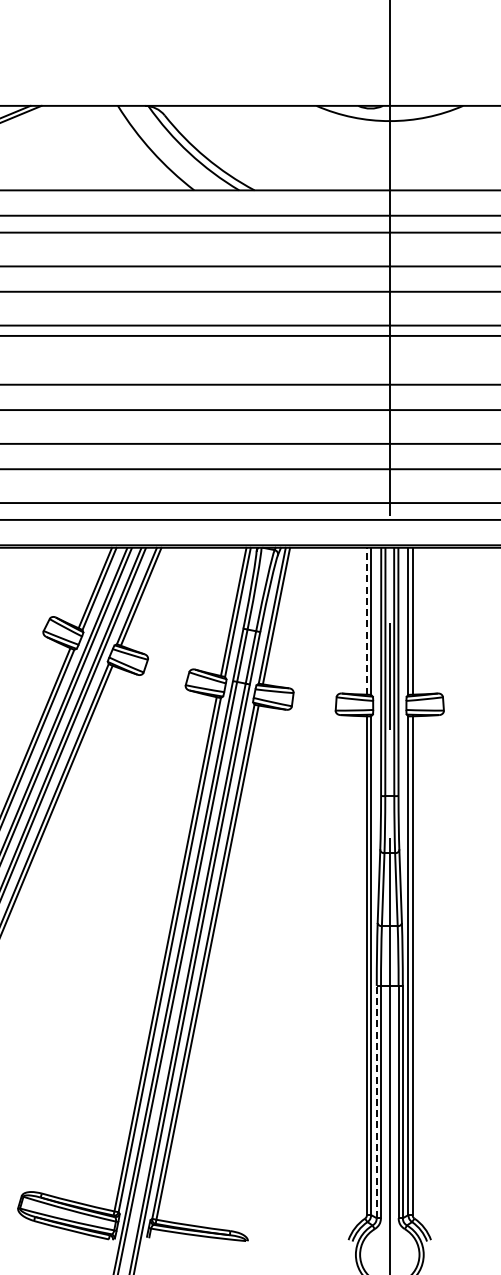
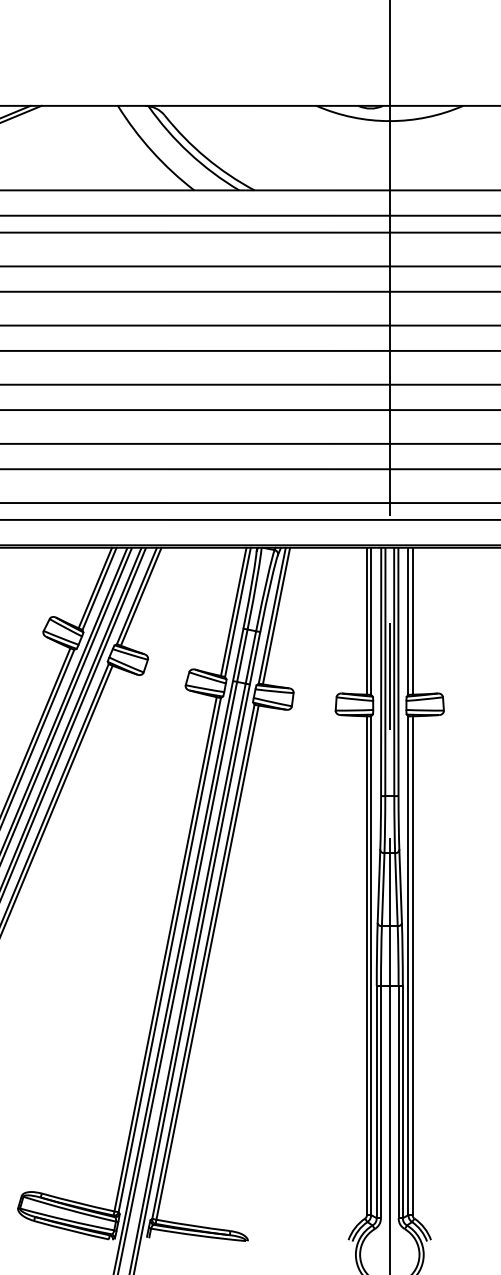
line position: (249, 335) -> (249, 350) (249, 350)
line: dashed -> solid (366, 620)
line: dashed -> solid (376, 1101)
